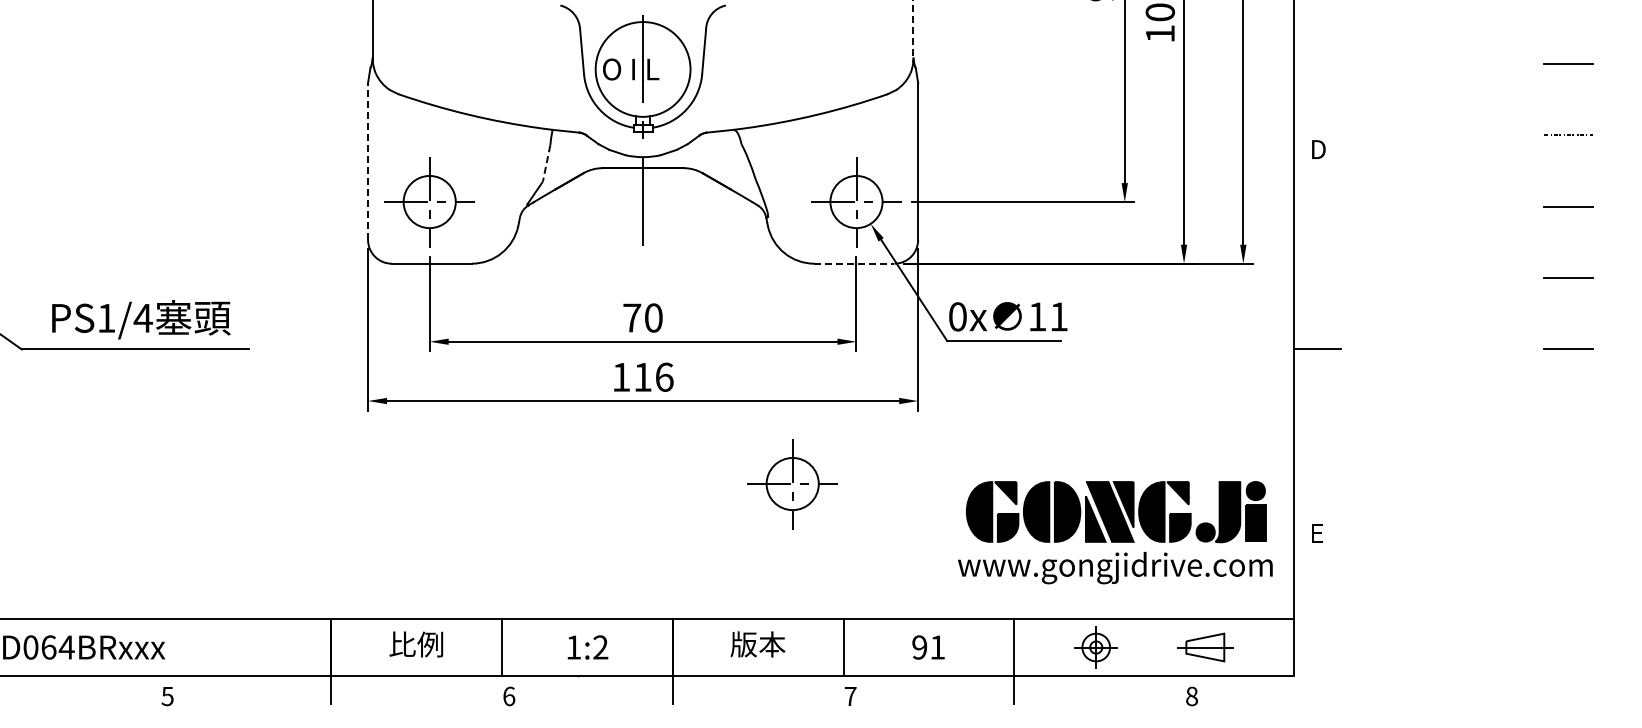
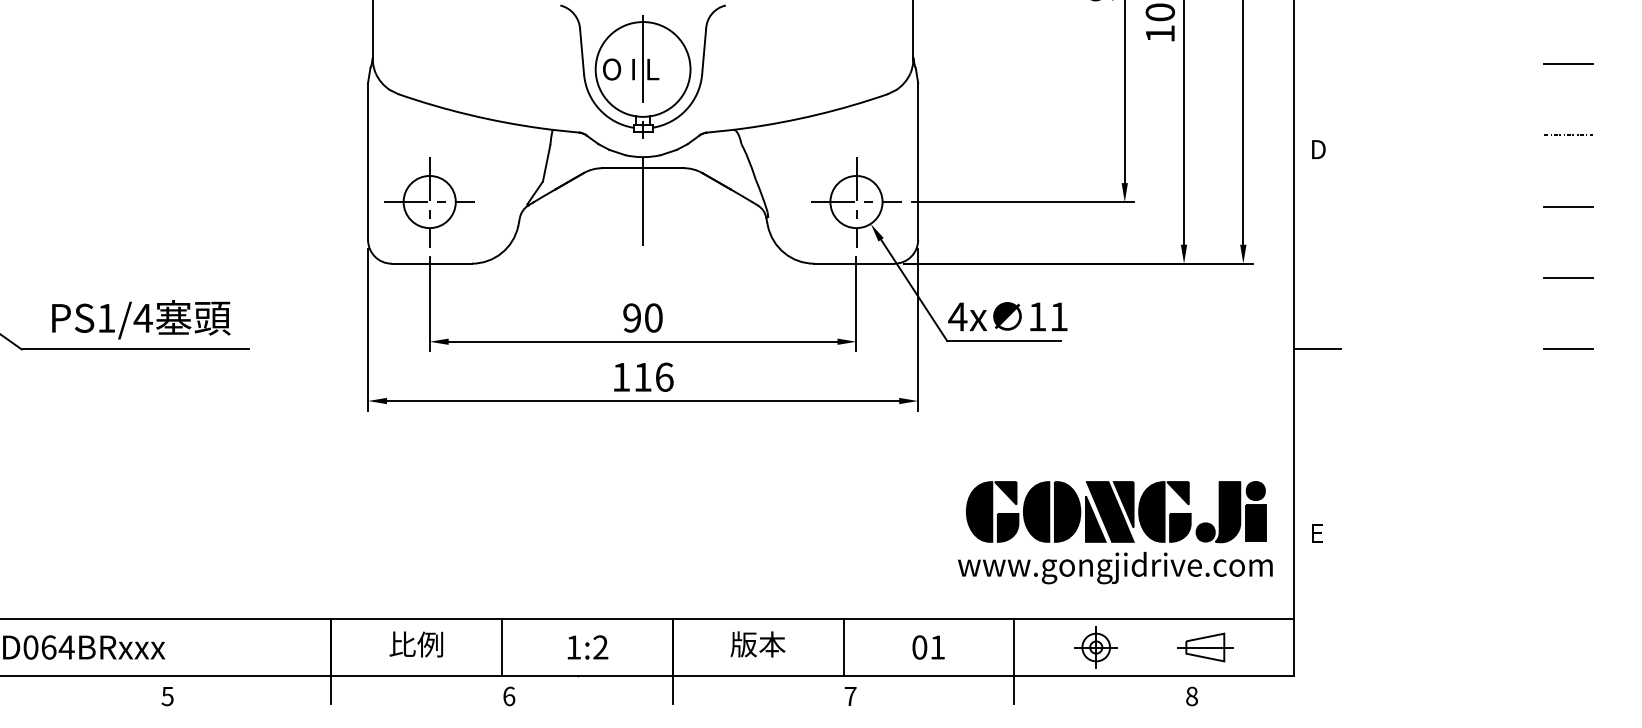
line: dashed -> solid (913, 30)
line: dashed -> solid (368, 161)
line: dashed -> solid (546, 163)
line: dashed -> solid (854, 263)
text: 0x -> 4x (957, 316)
text: 70 -> 90 (632, 317)
part: present -> none (792, 484)
text: 91 -> 01 (919, 647)
